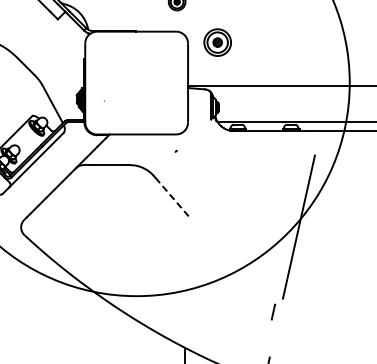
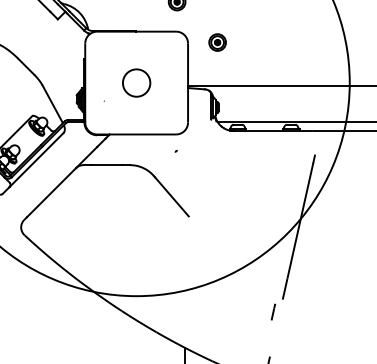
part size: 29x29 px -> 19x19 px (217, 42)
circle: none -> present (136, 82)
line: dashed -> solid (171, 196)
